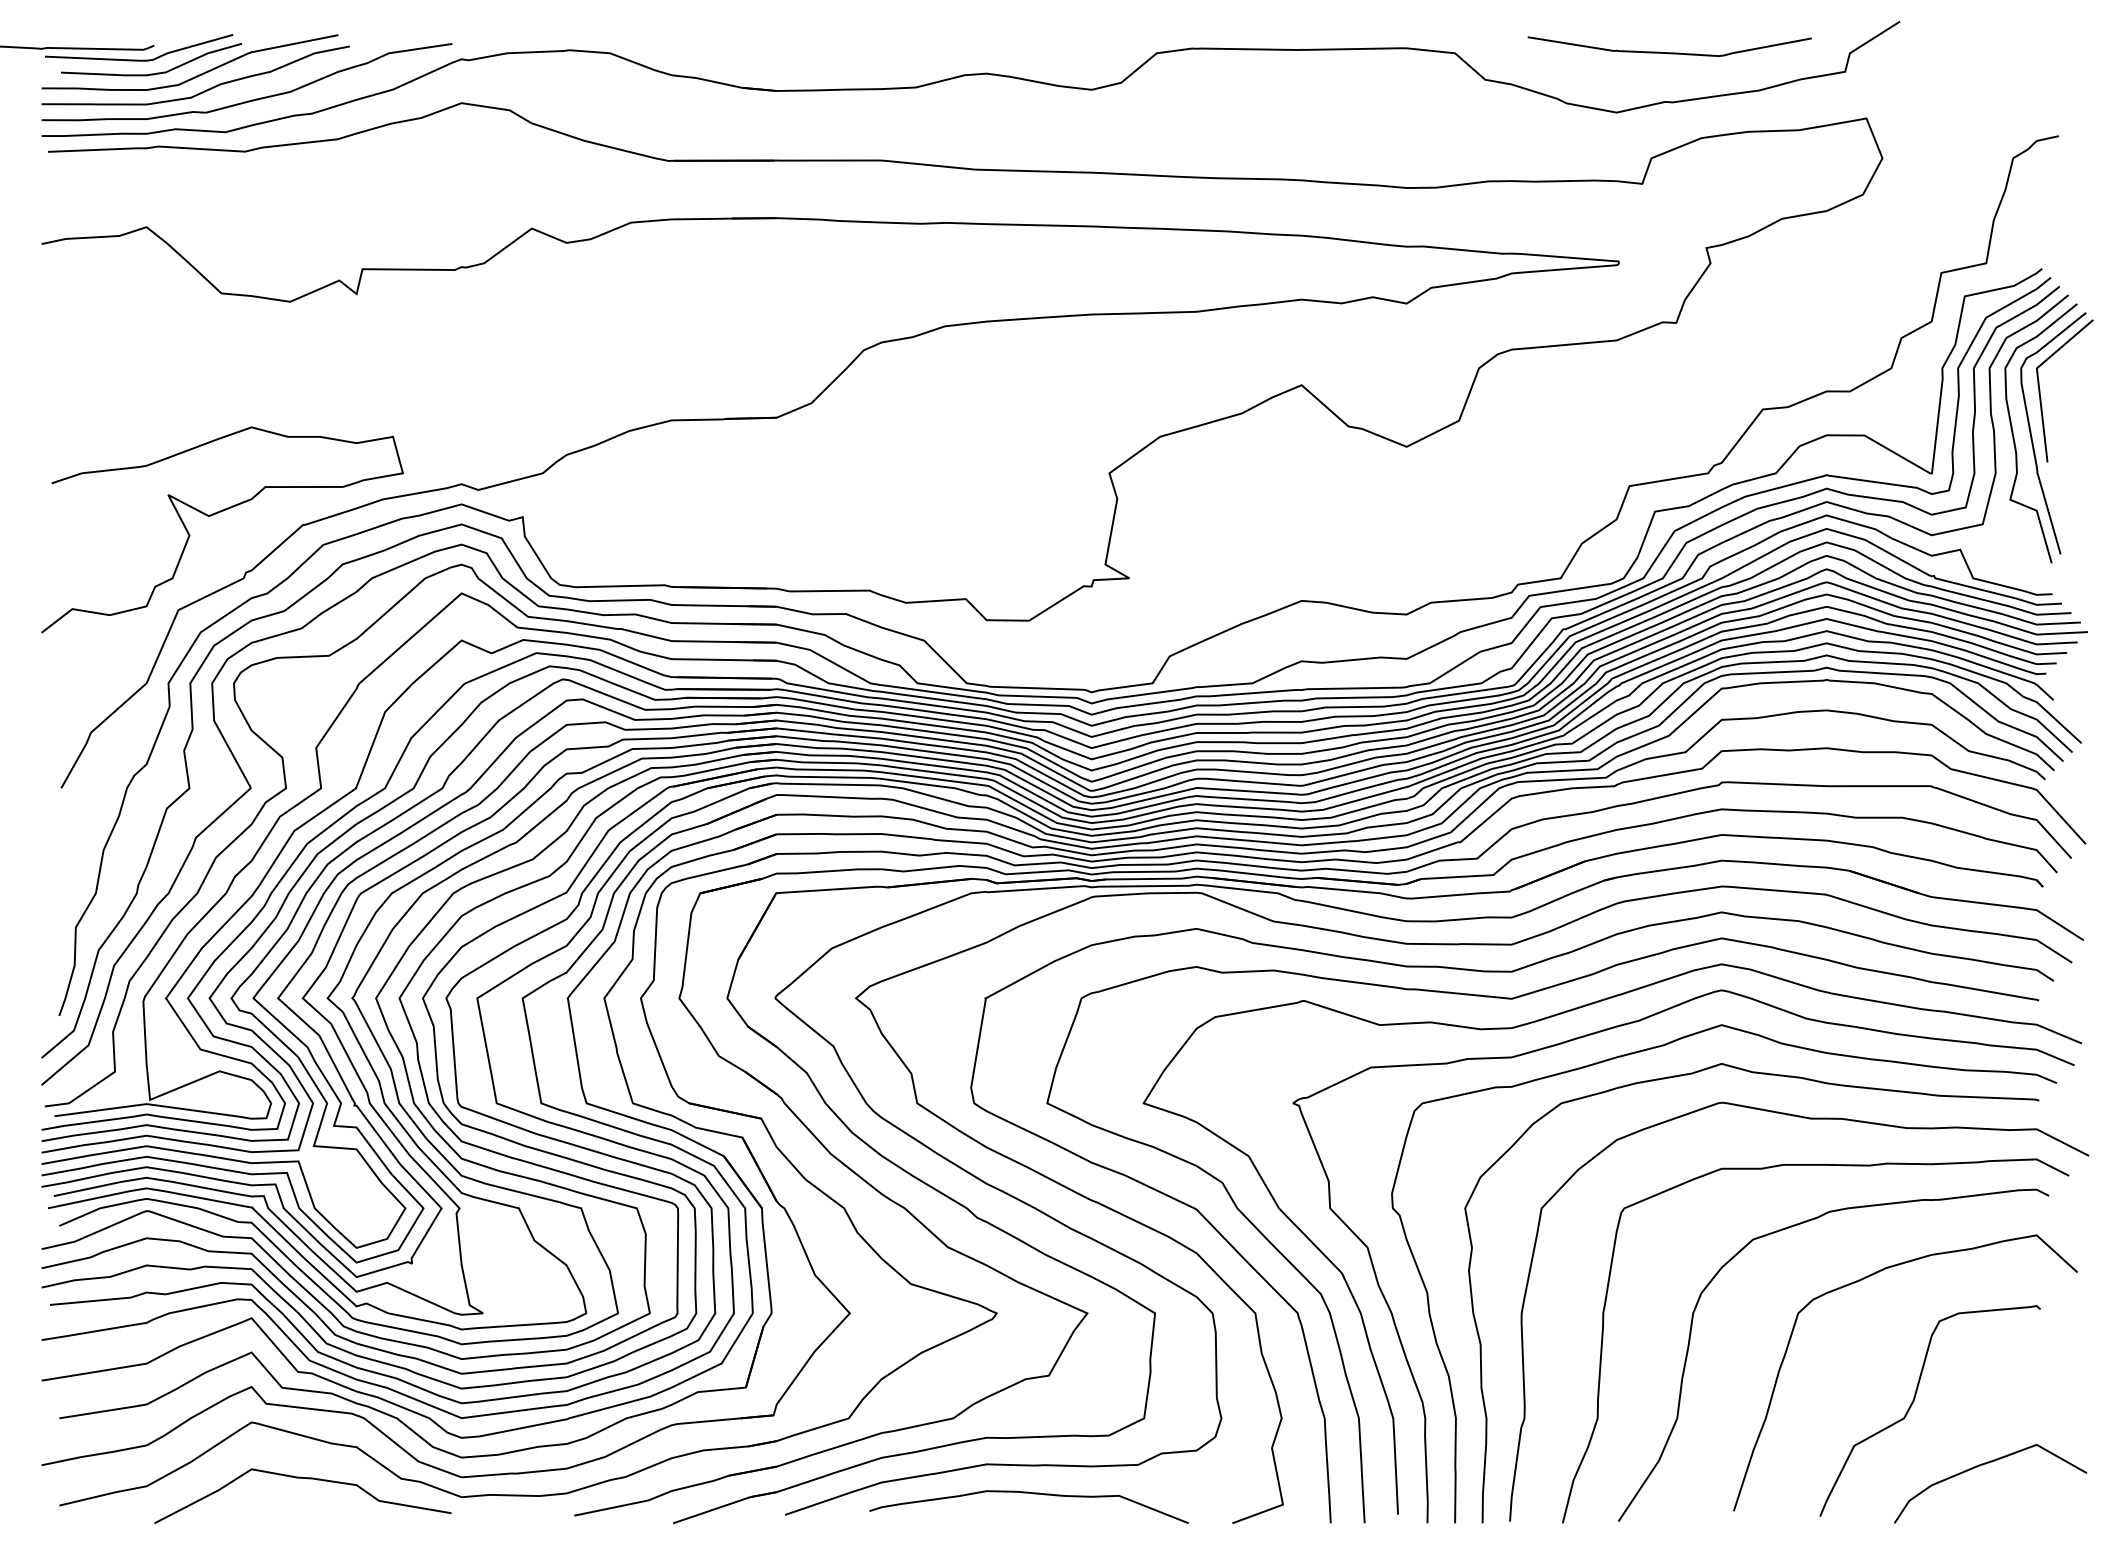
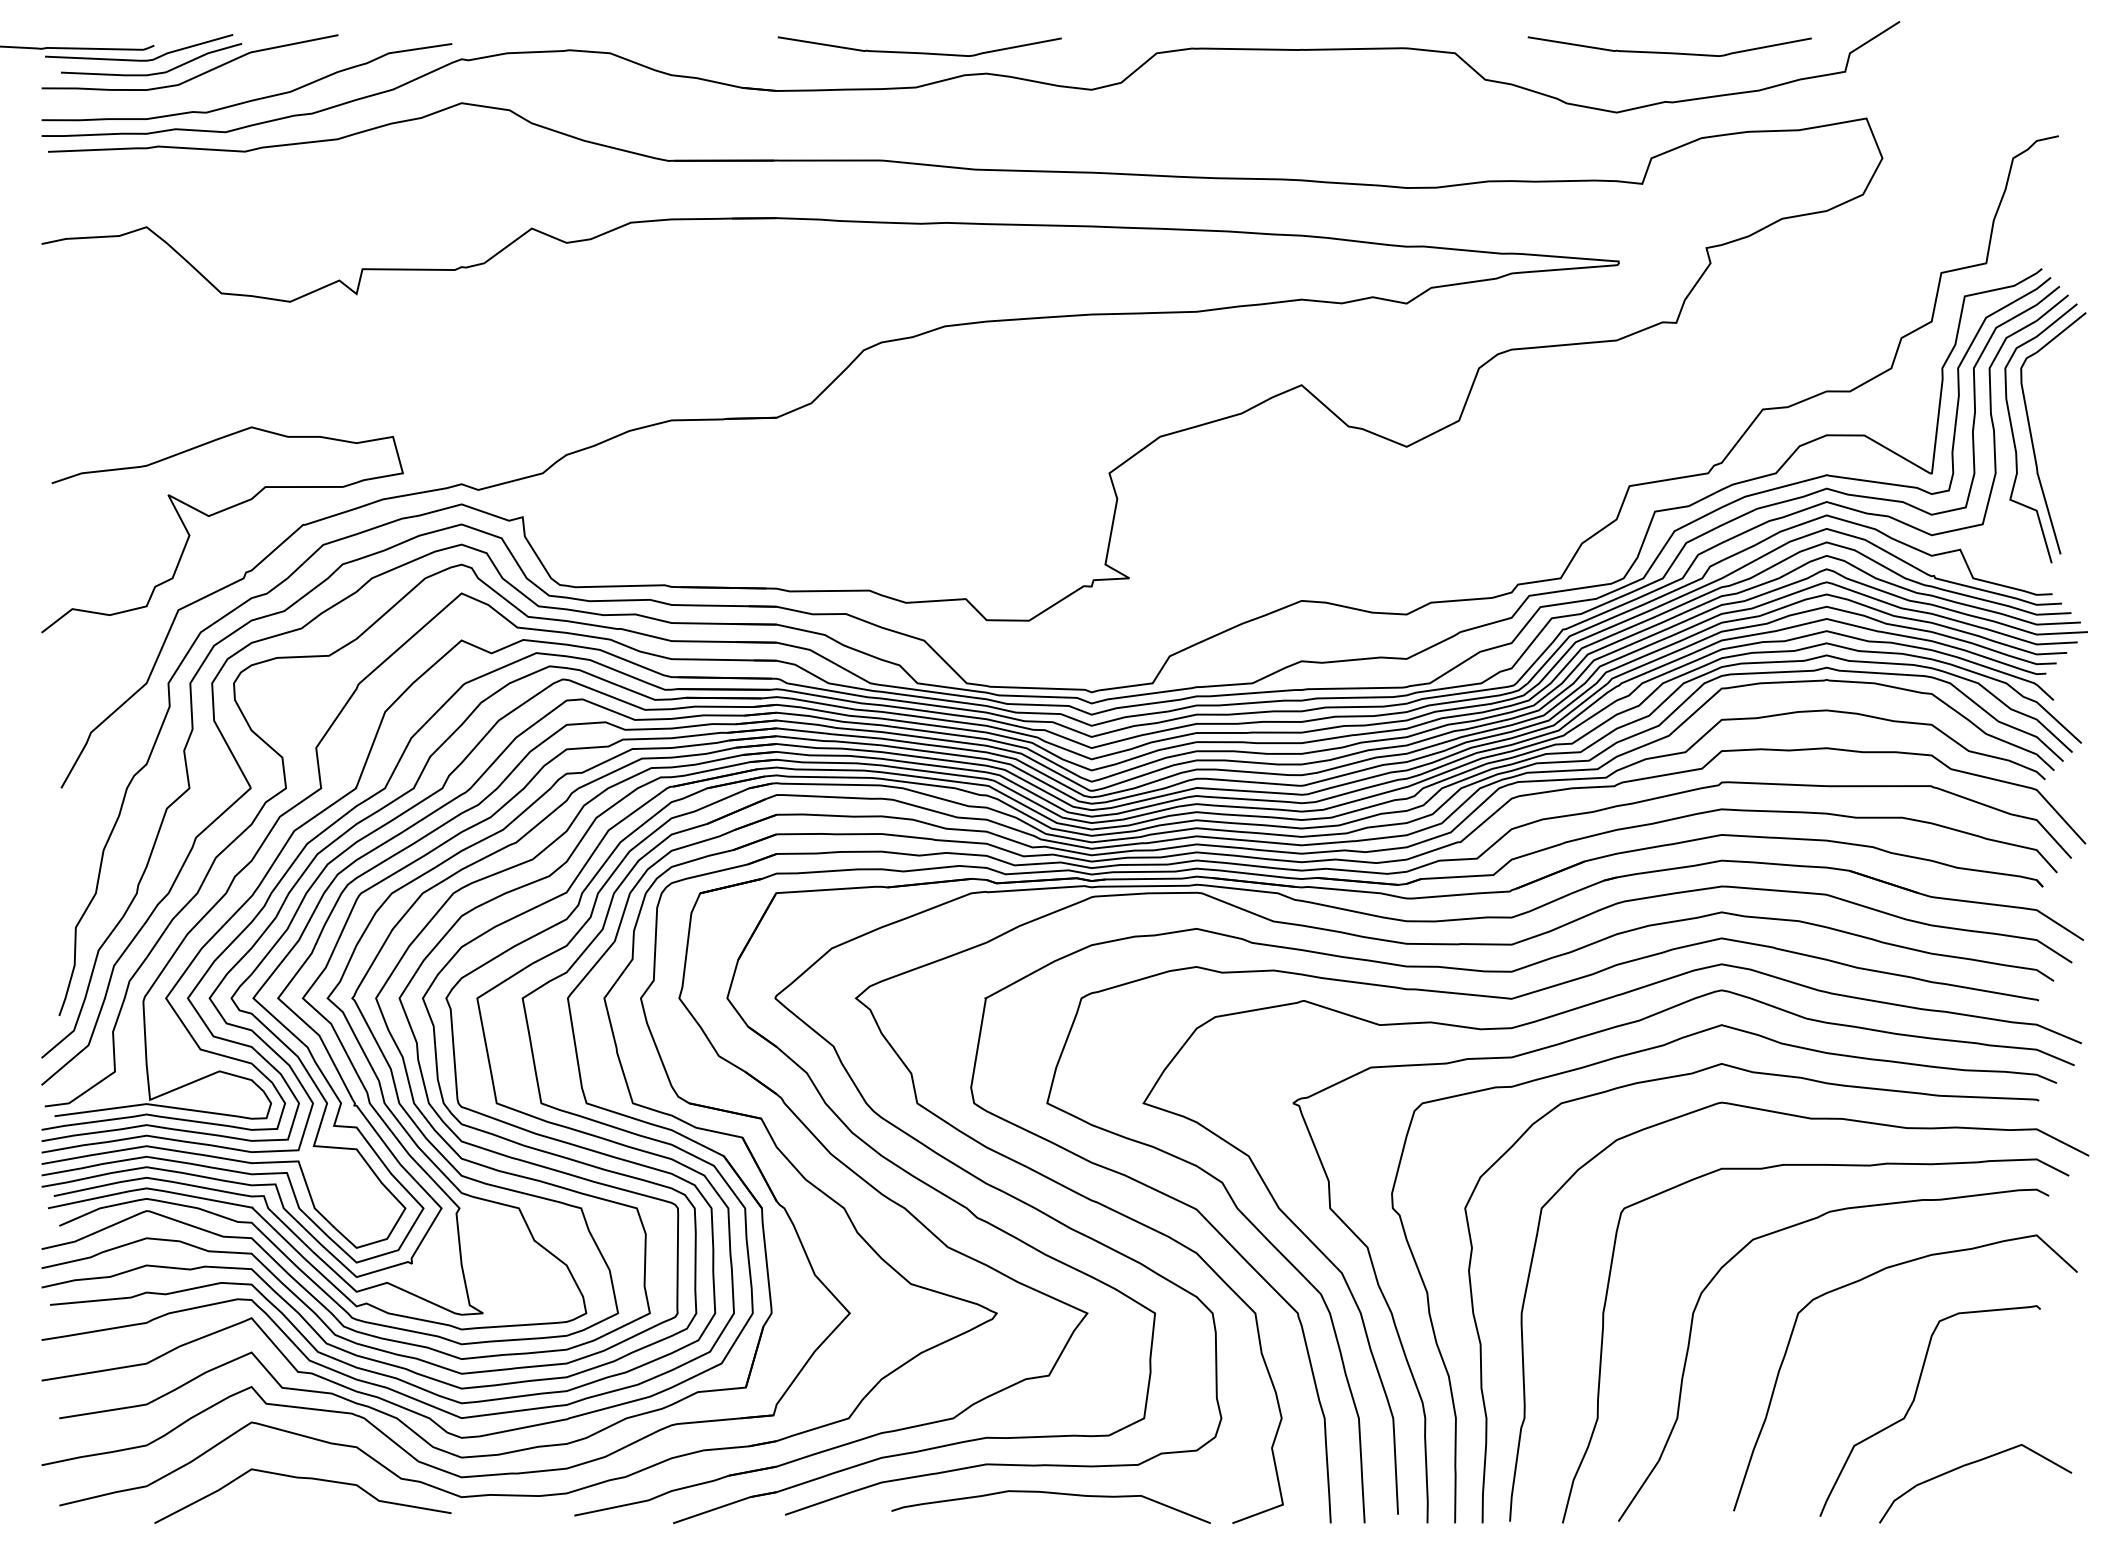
curve: none -> present (919, 52)
curve: present -> none (202, 91)
line: present -> none (2040, 390)
curve position: (1983, 1465) -> (1968, 1465) (1968, 1465)
curve position: (1028, 1493) -> (1050, 1493) (1050, 1493)
